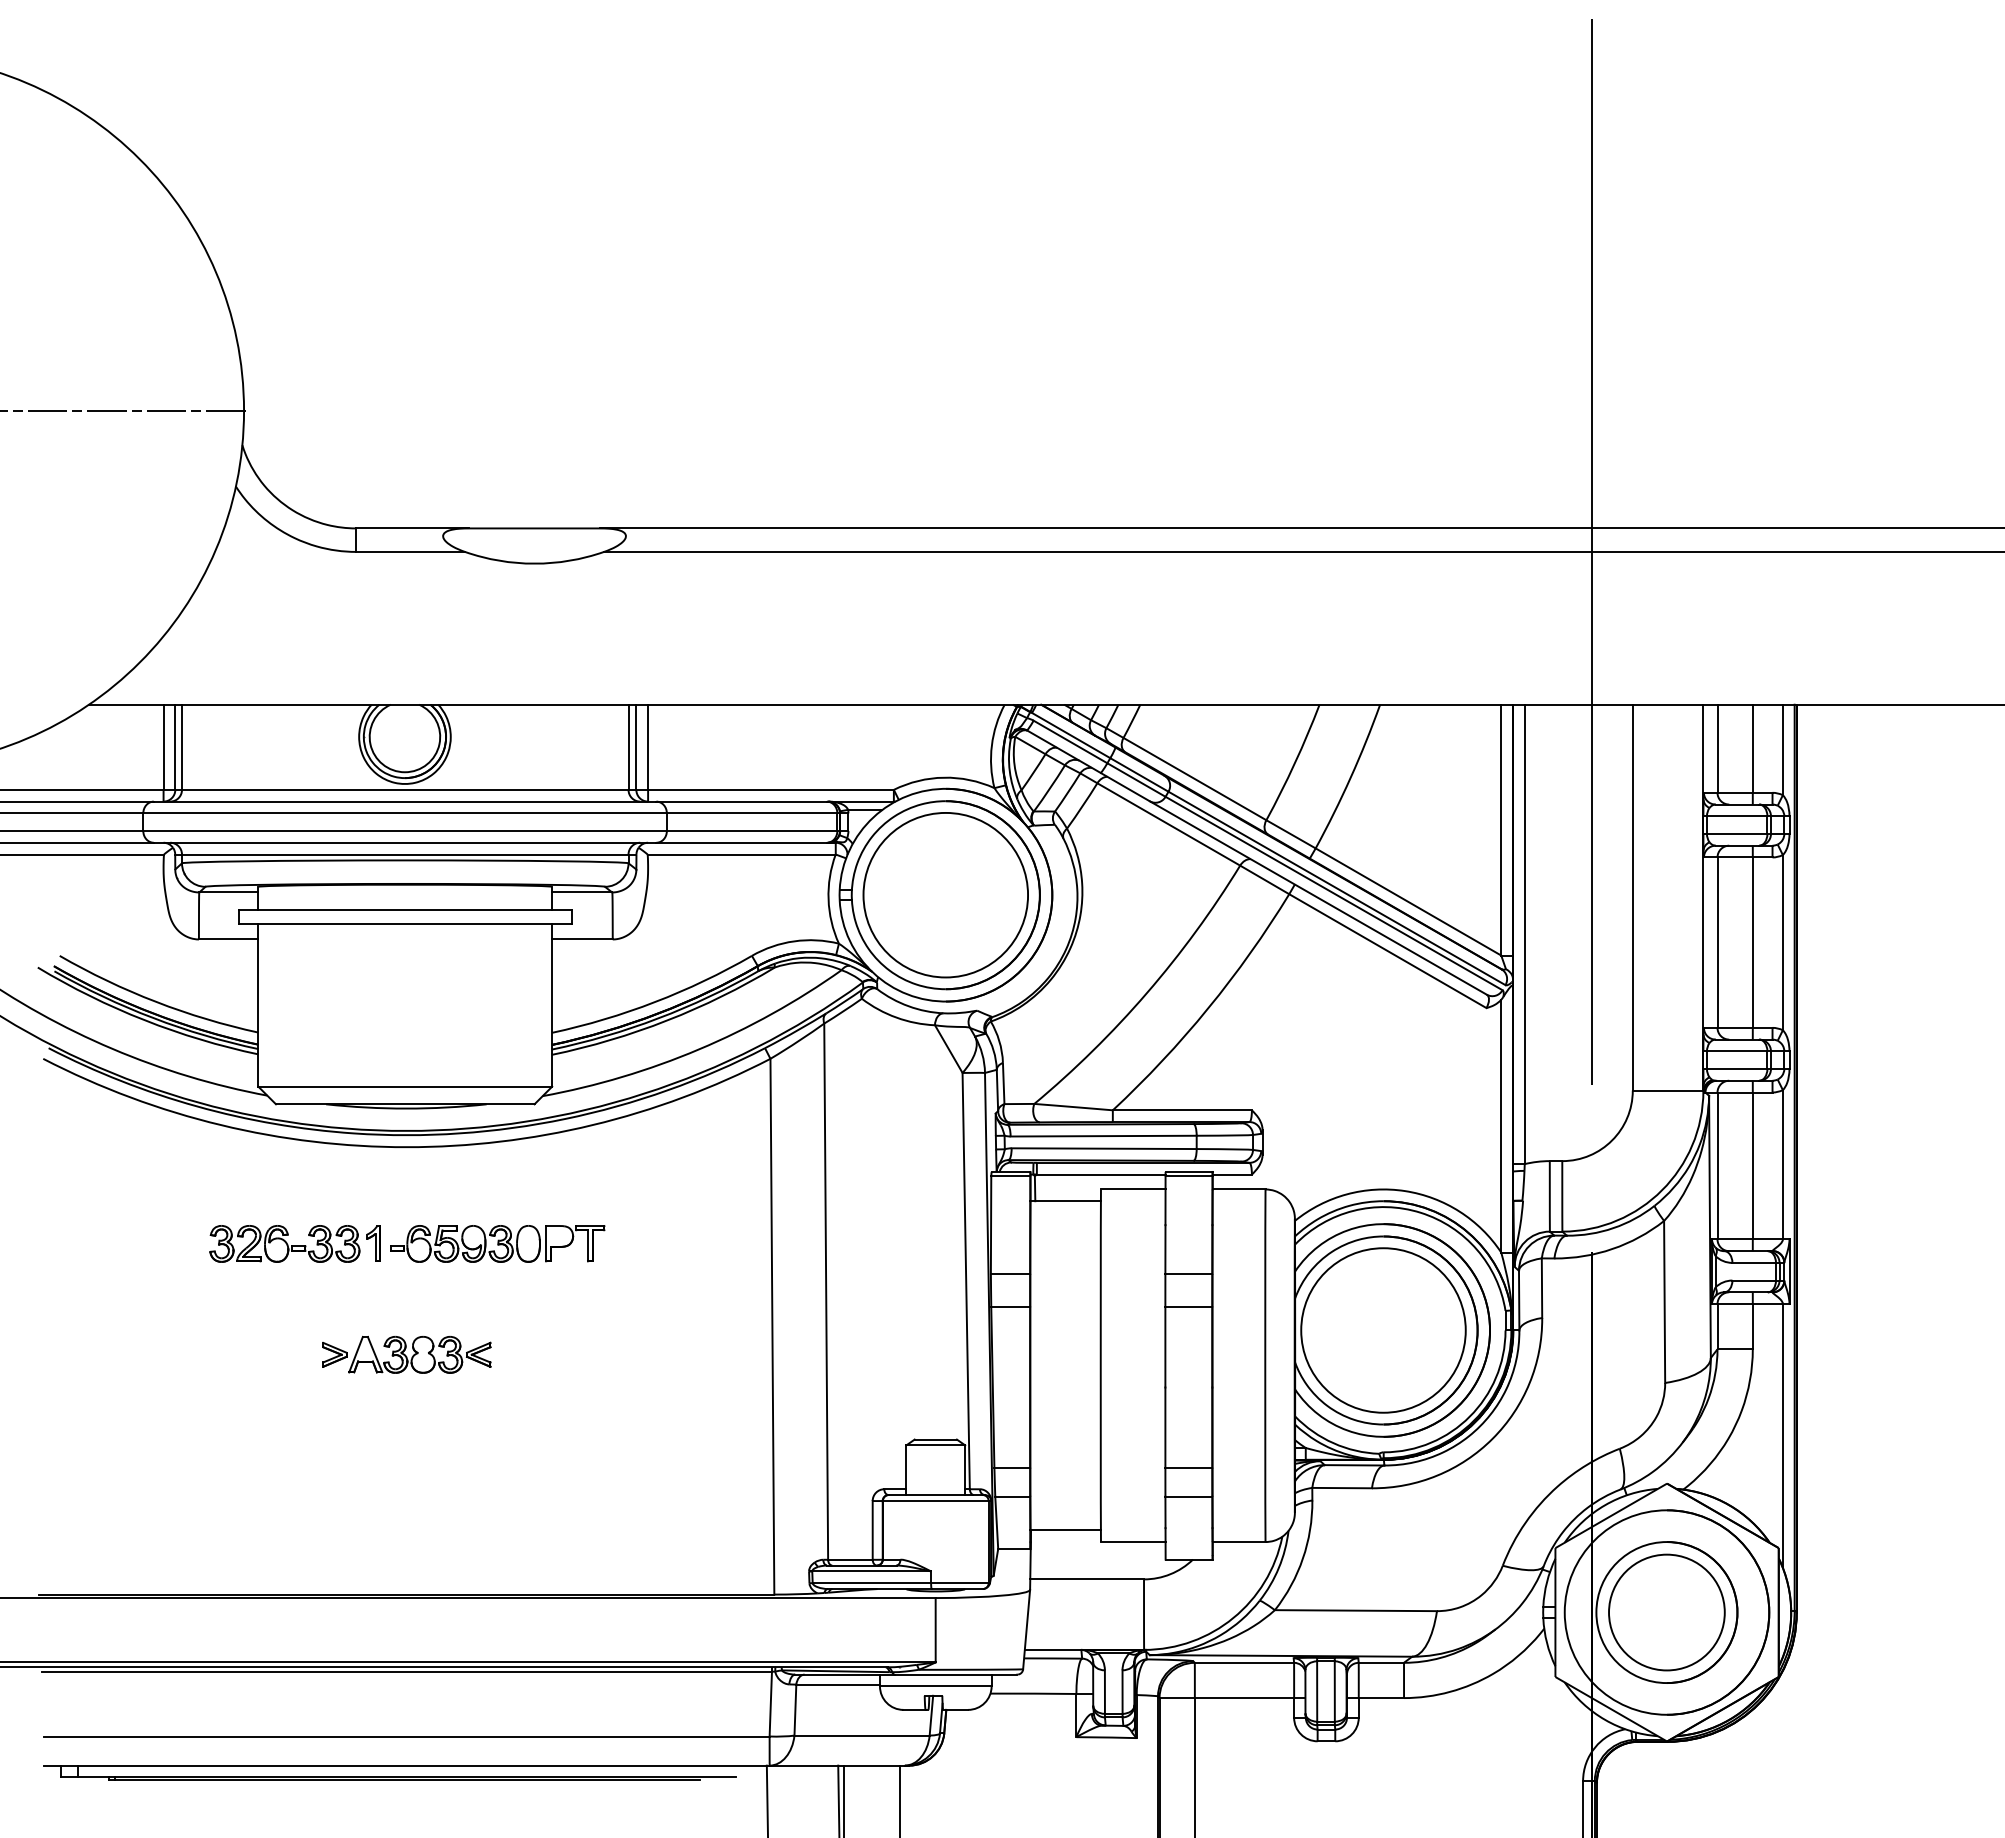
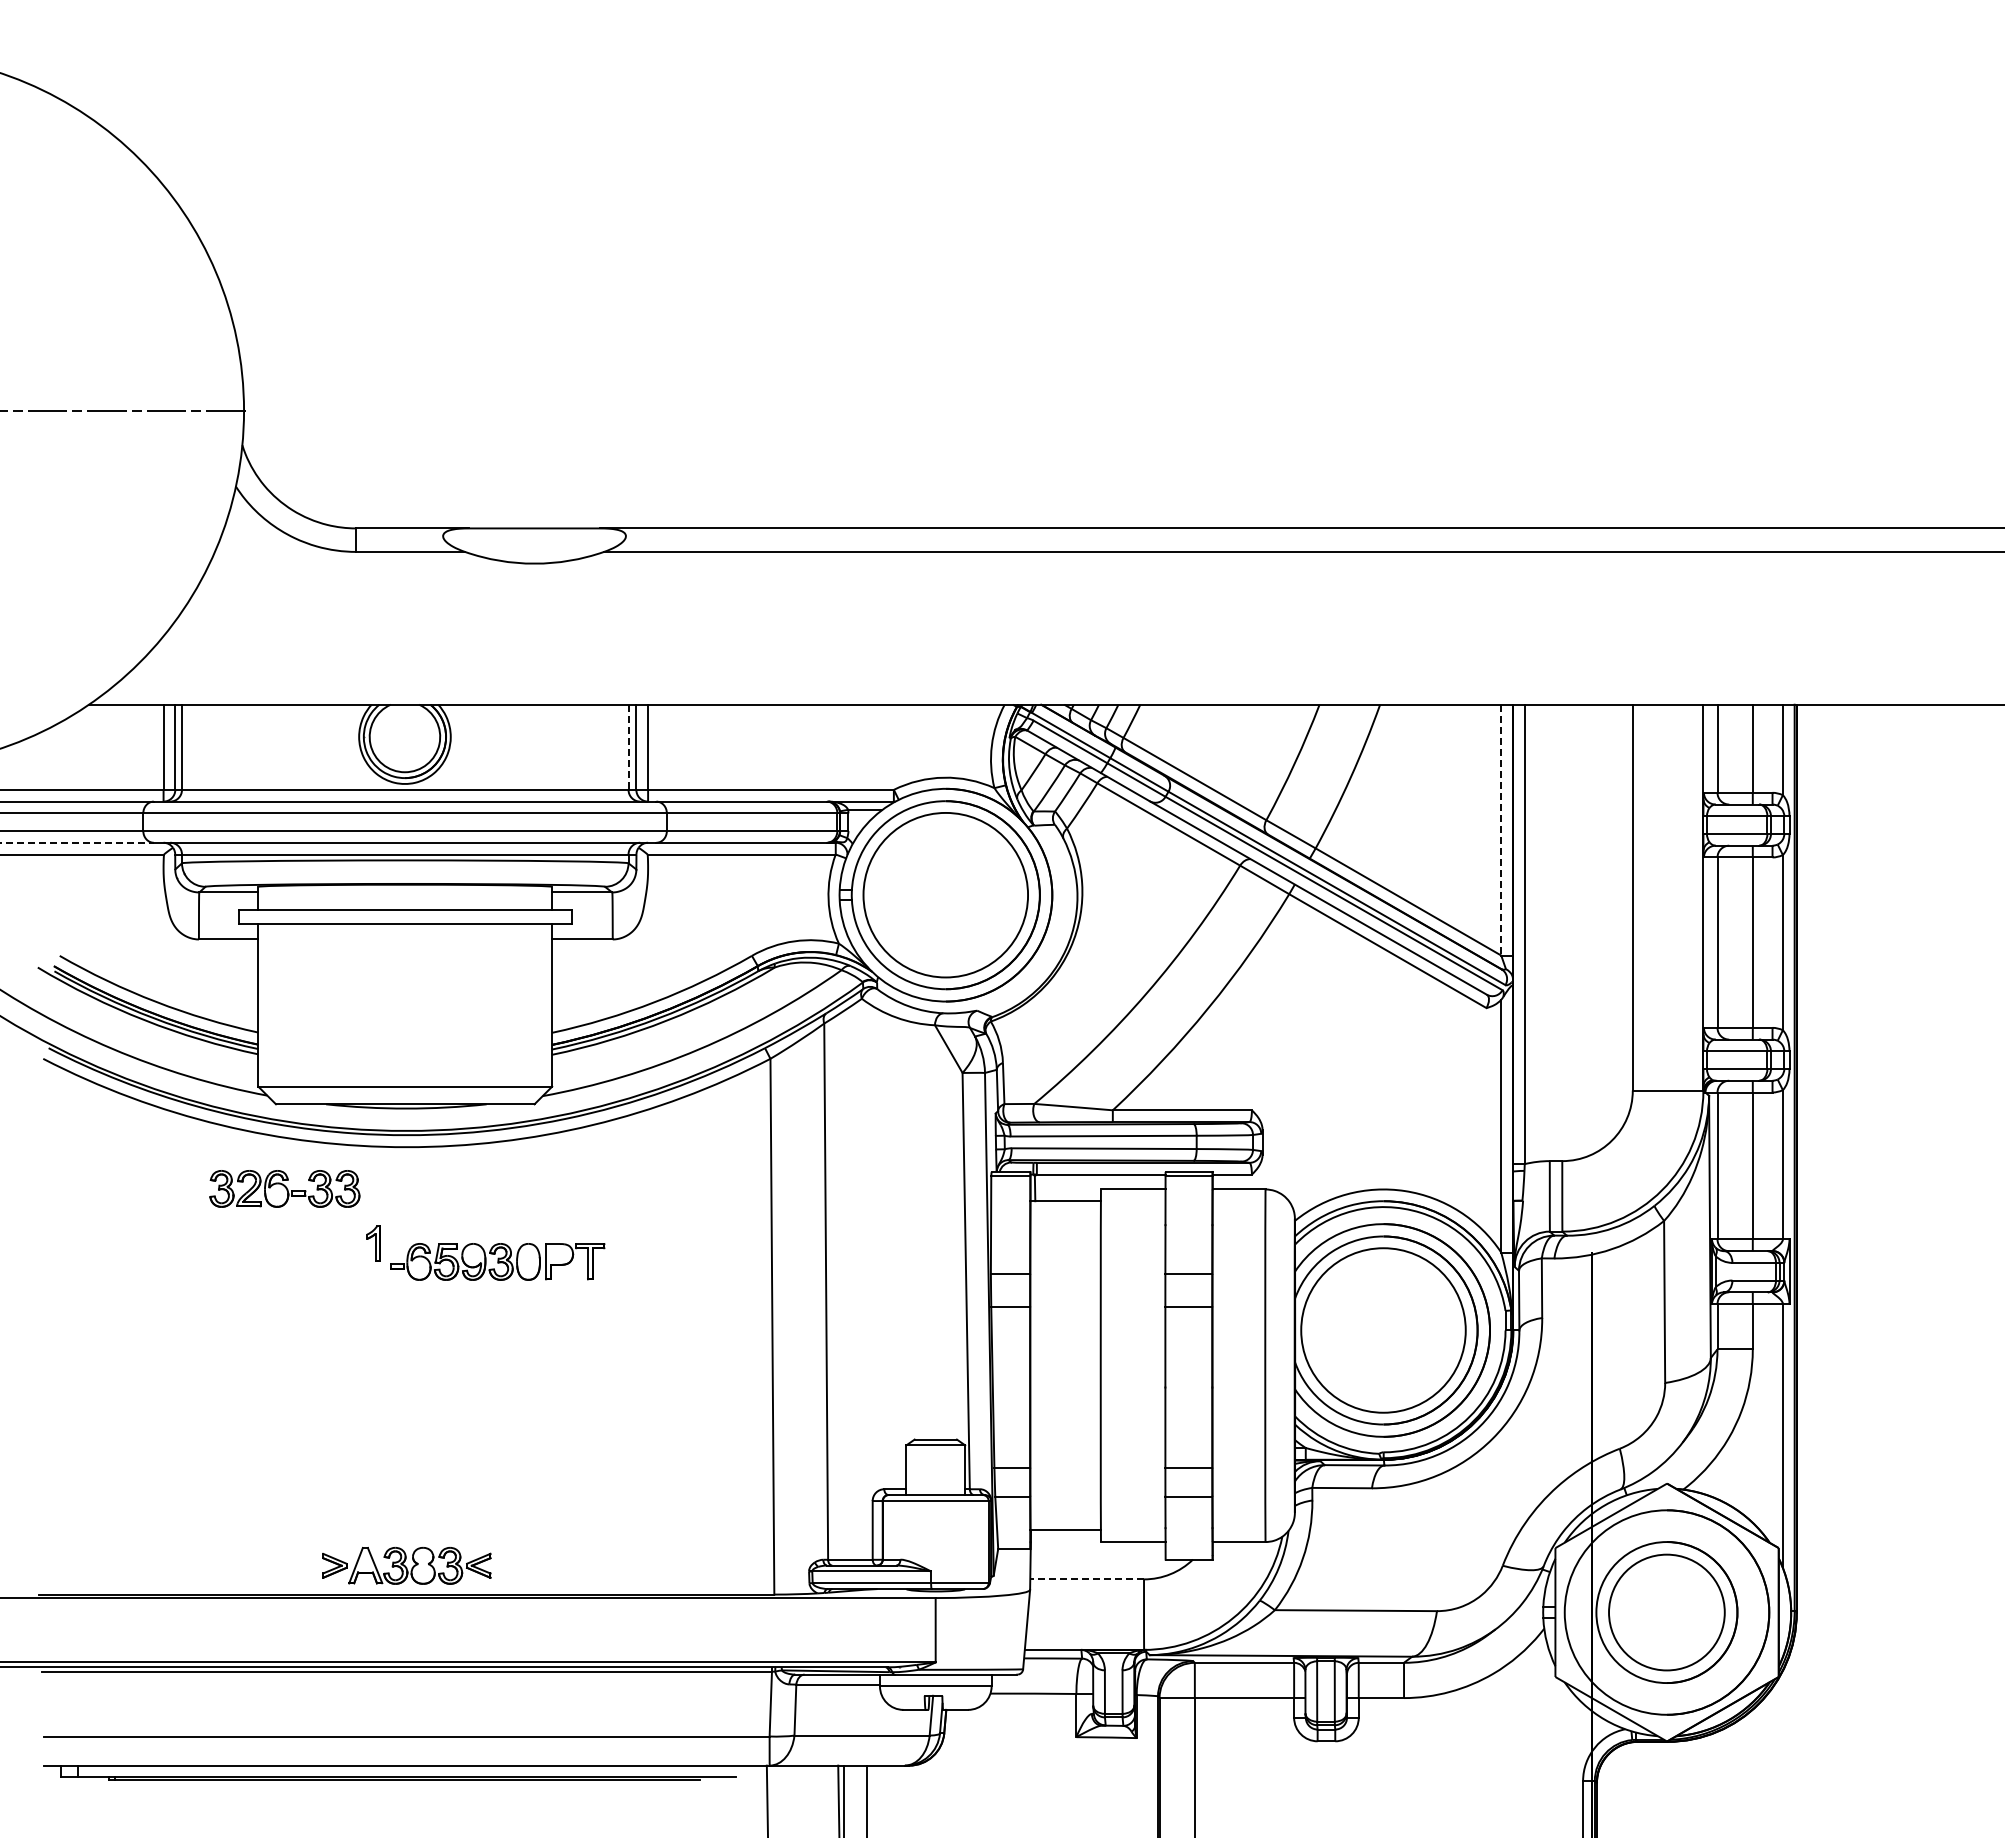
line: present -> none (1592, 543)
line: solid -> dashed (628, 747)
line: solid -> dashed (1501, 830)
line: solid -> dashed (76, 842)
part position: (284, 1243) -> (284, 1188) (284, 1188)
part position: (497, 1243) -> (497, 1261) (497, 1261)
part position: (406, 1354) -> (406, 1565) (406, 1565)
line: solid -> dashed (1087, 1579)
line position: (900, 1799) -> (867, 1799) (867, 1799)
